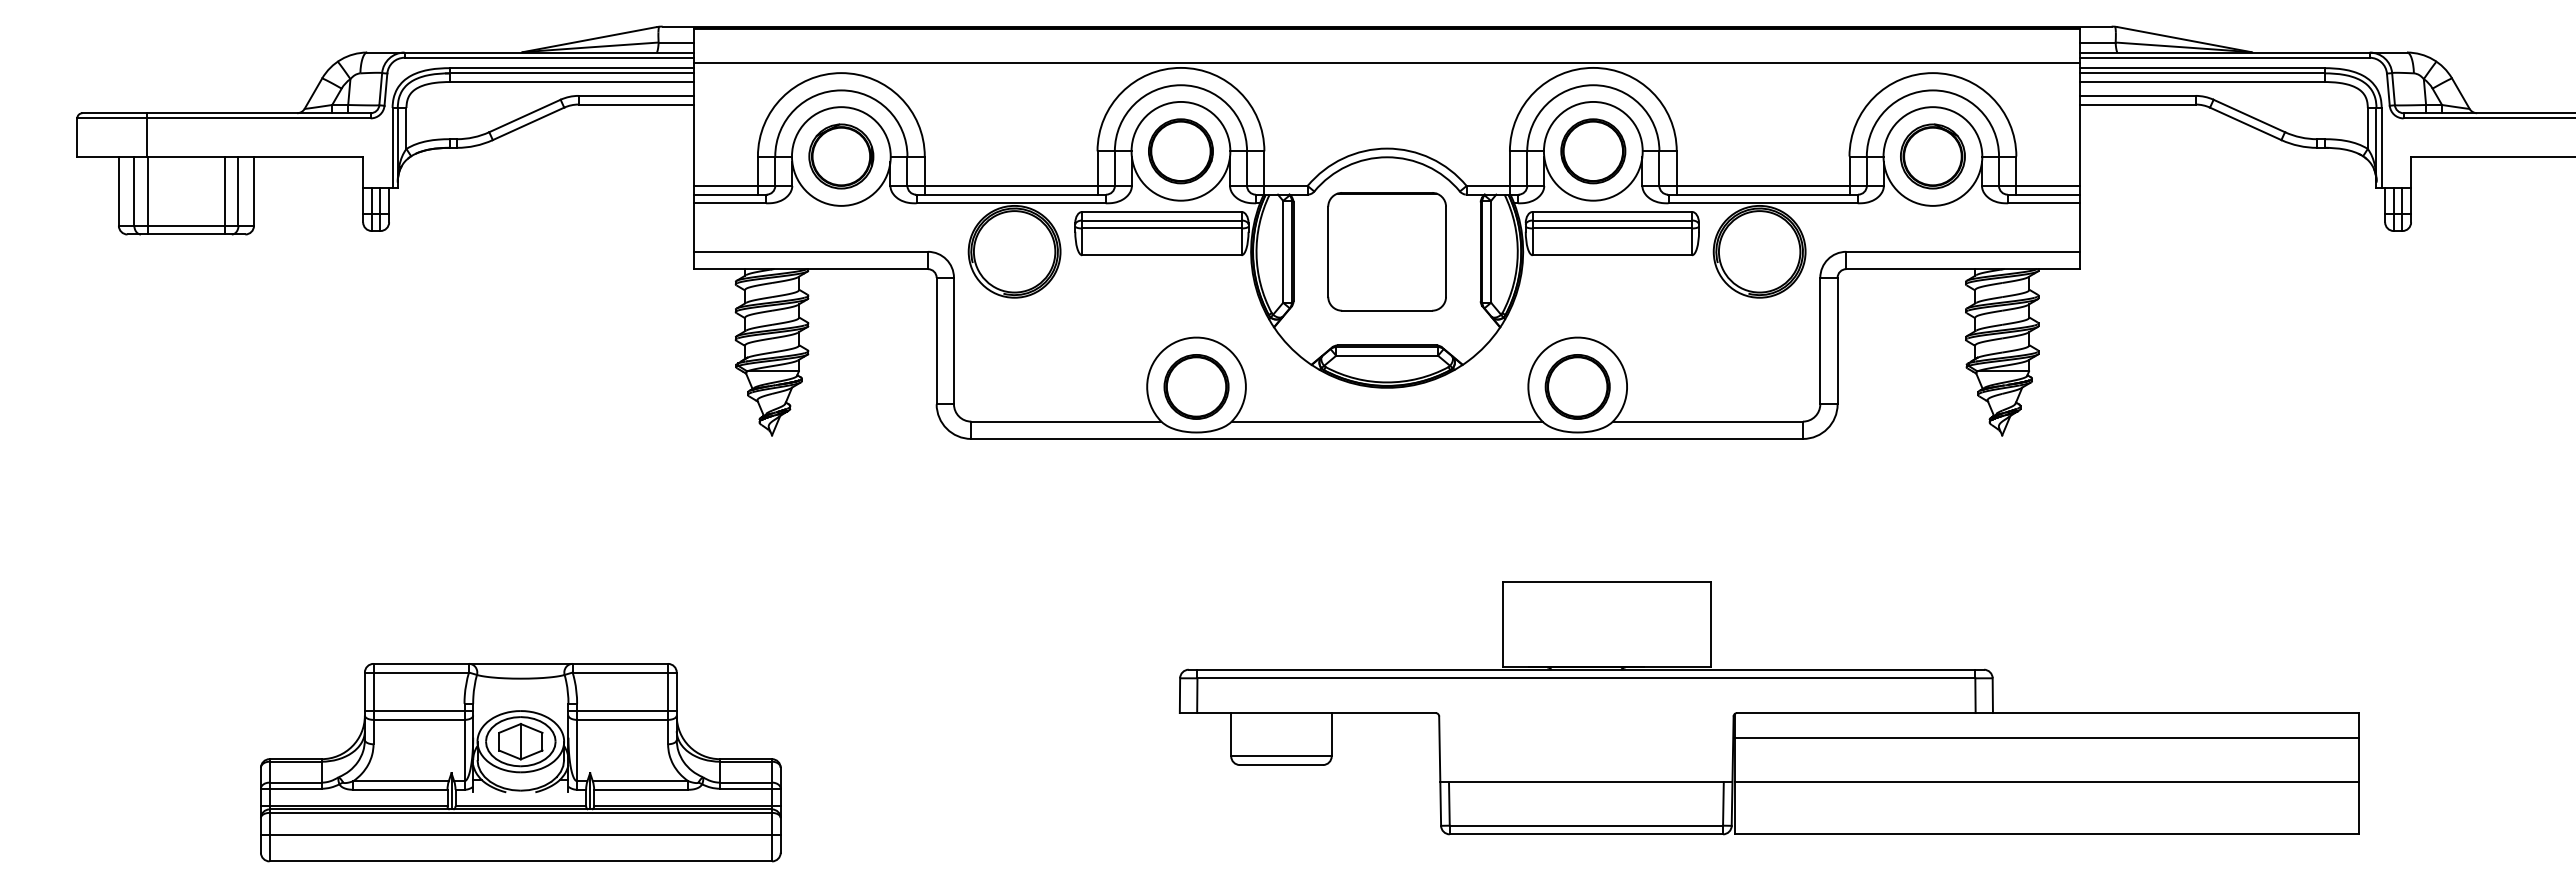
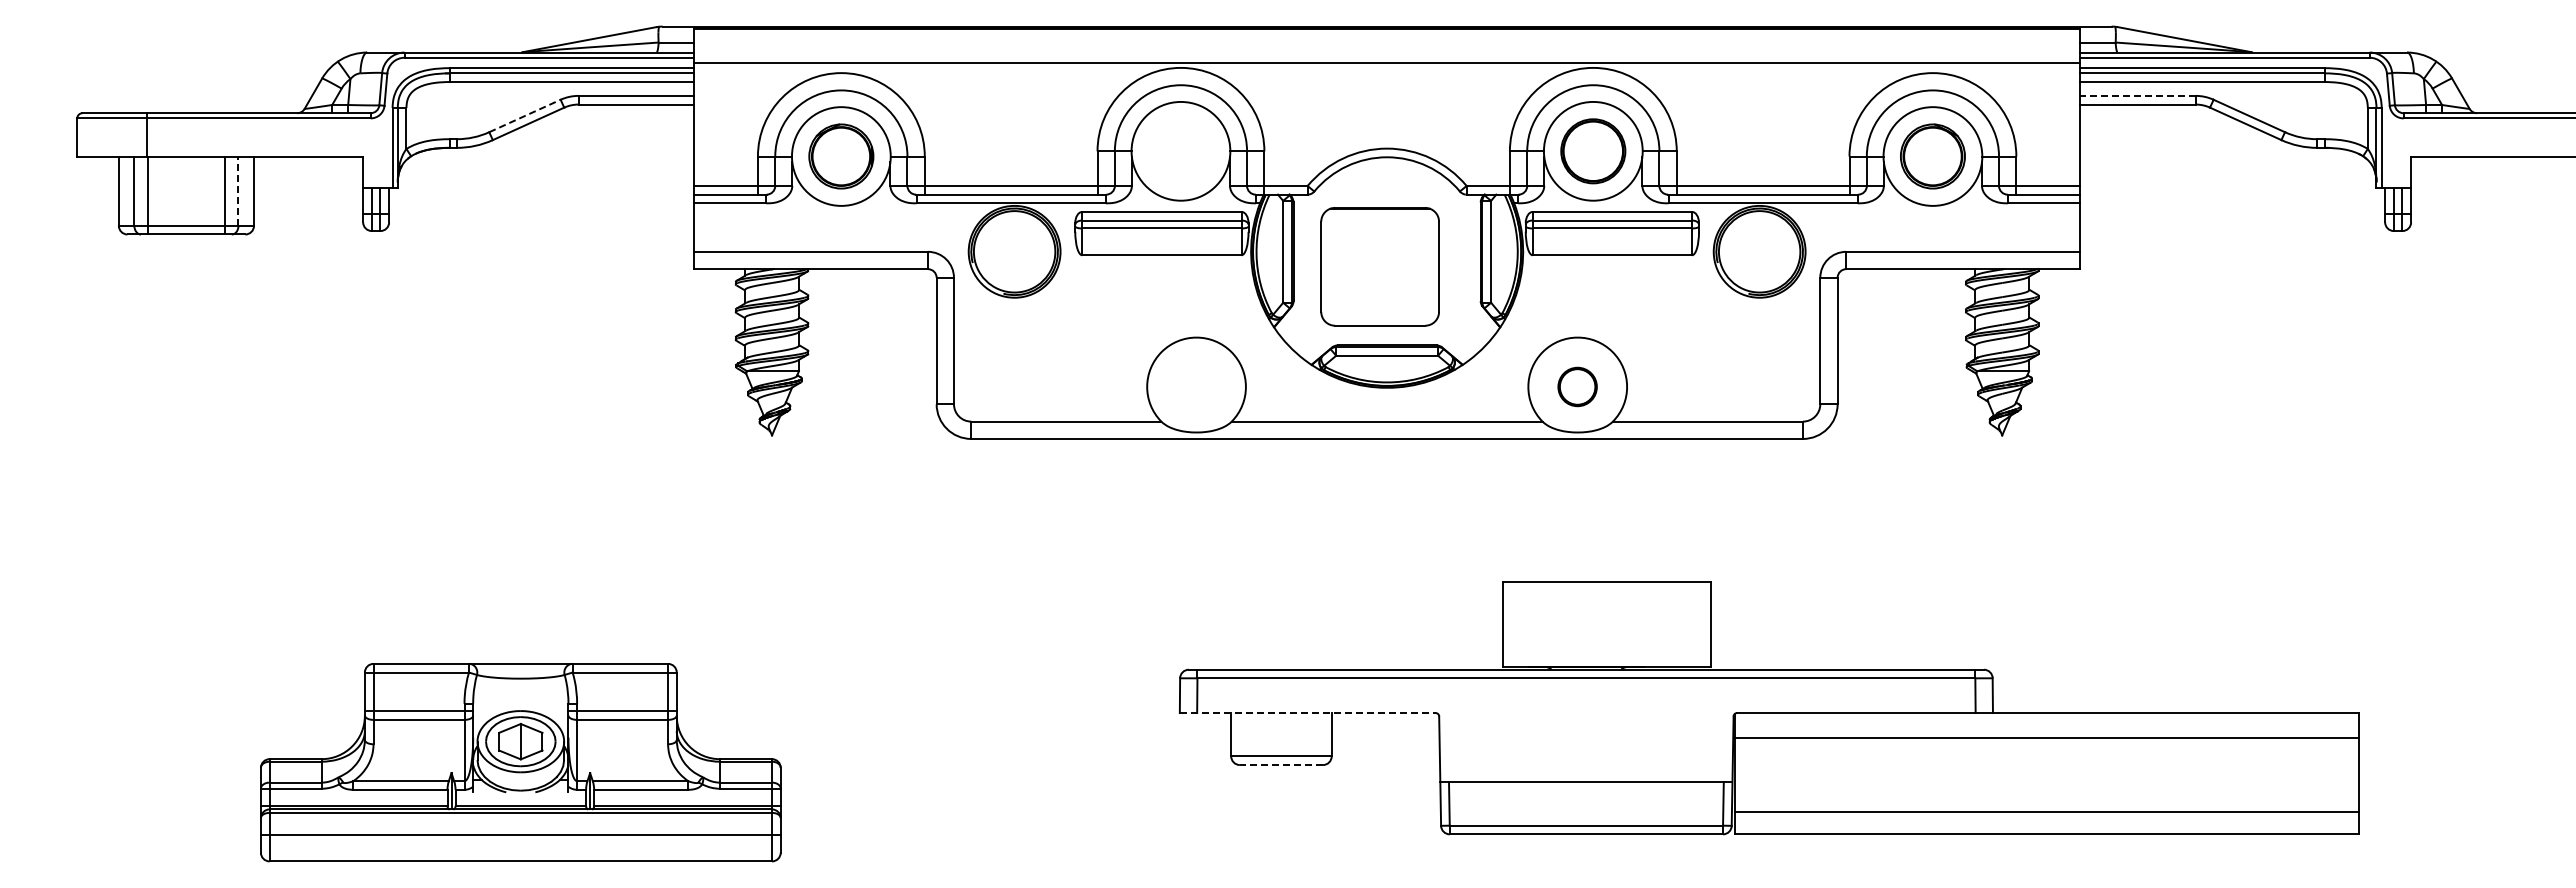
line: solid -> dashed (2137, 95)
line: solid -> dashed (525, 115)
part: present -> none (1180, 151)
line: solid -> dashed (238, 191)
part position: (1386, 251) -> (1379, 266) (1379, 266)
part: present -> none (1196, 386)
part size: 67x66 px -> 41x42 px (1577, 386)
line: solid -> dashed (1307, 713)
line: solid -> dashed (1281, 765)
line position: (2047, 782) -> (2047, 812) (2047, 812)
